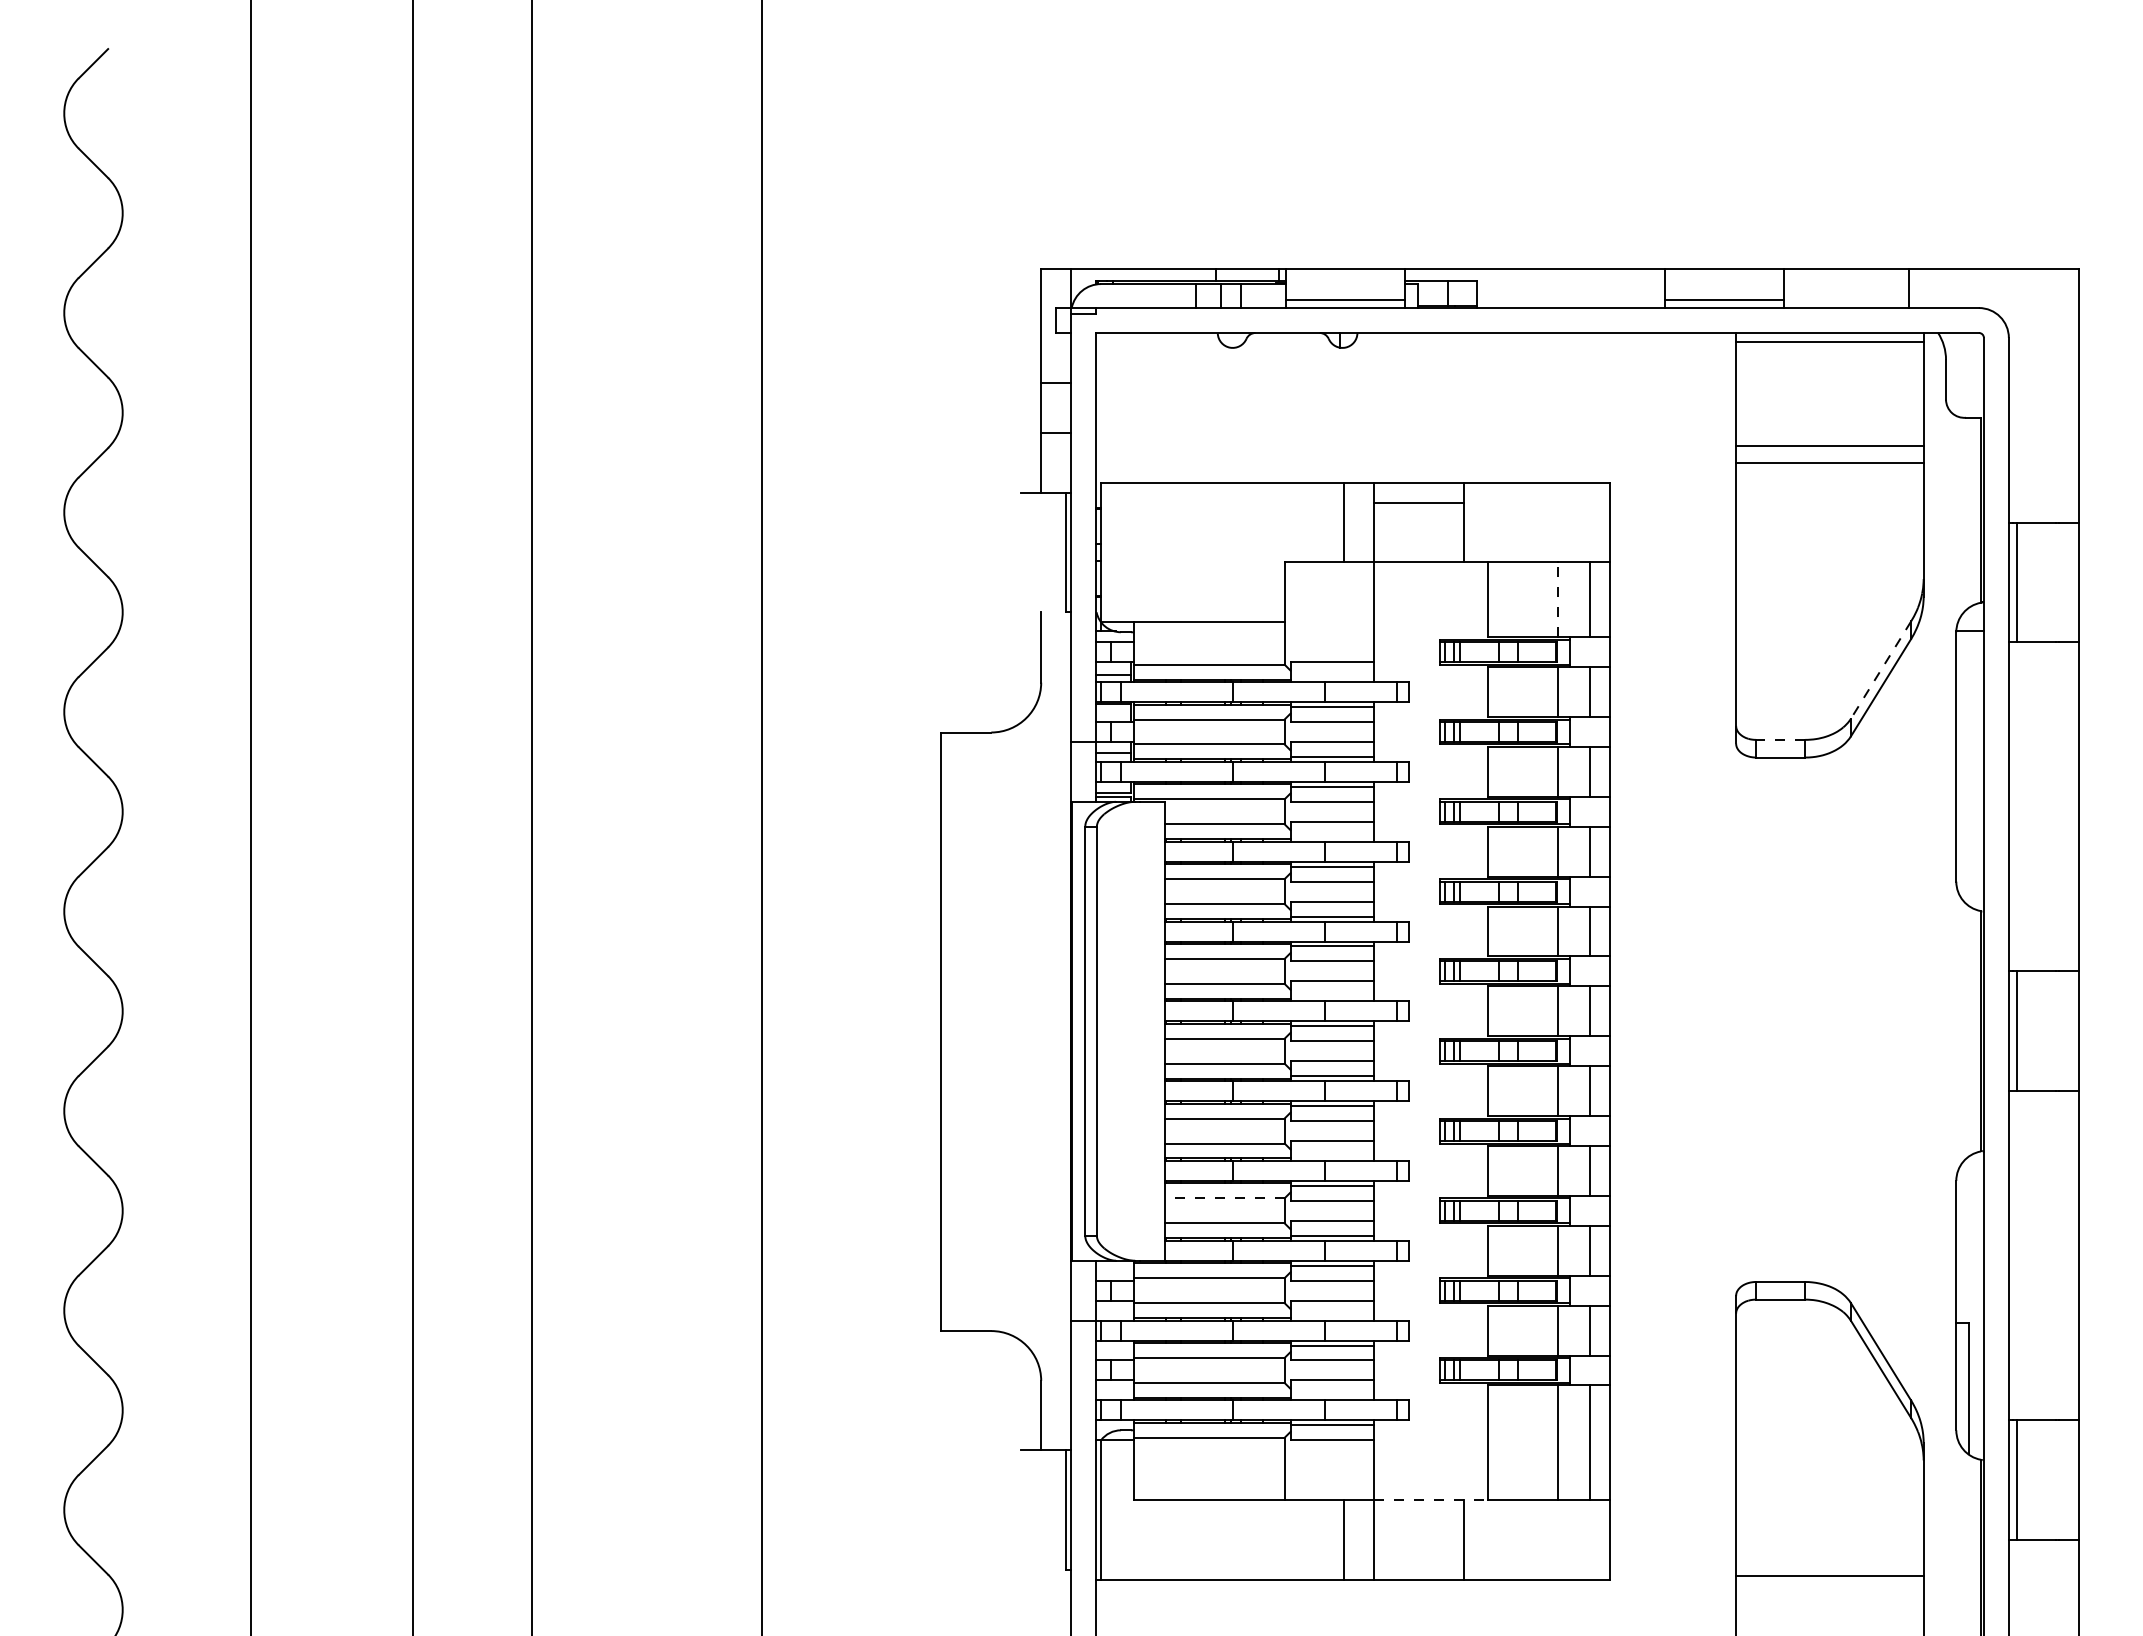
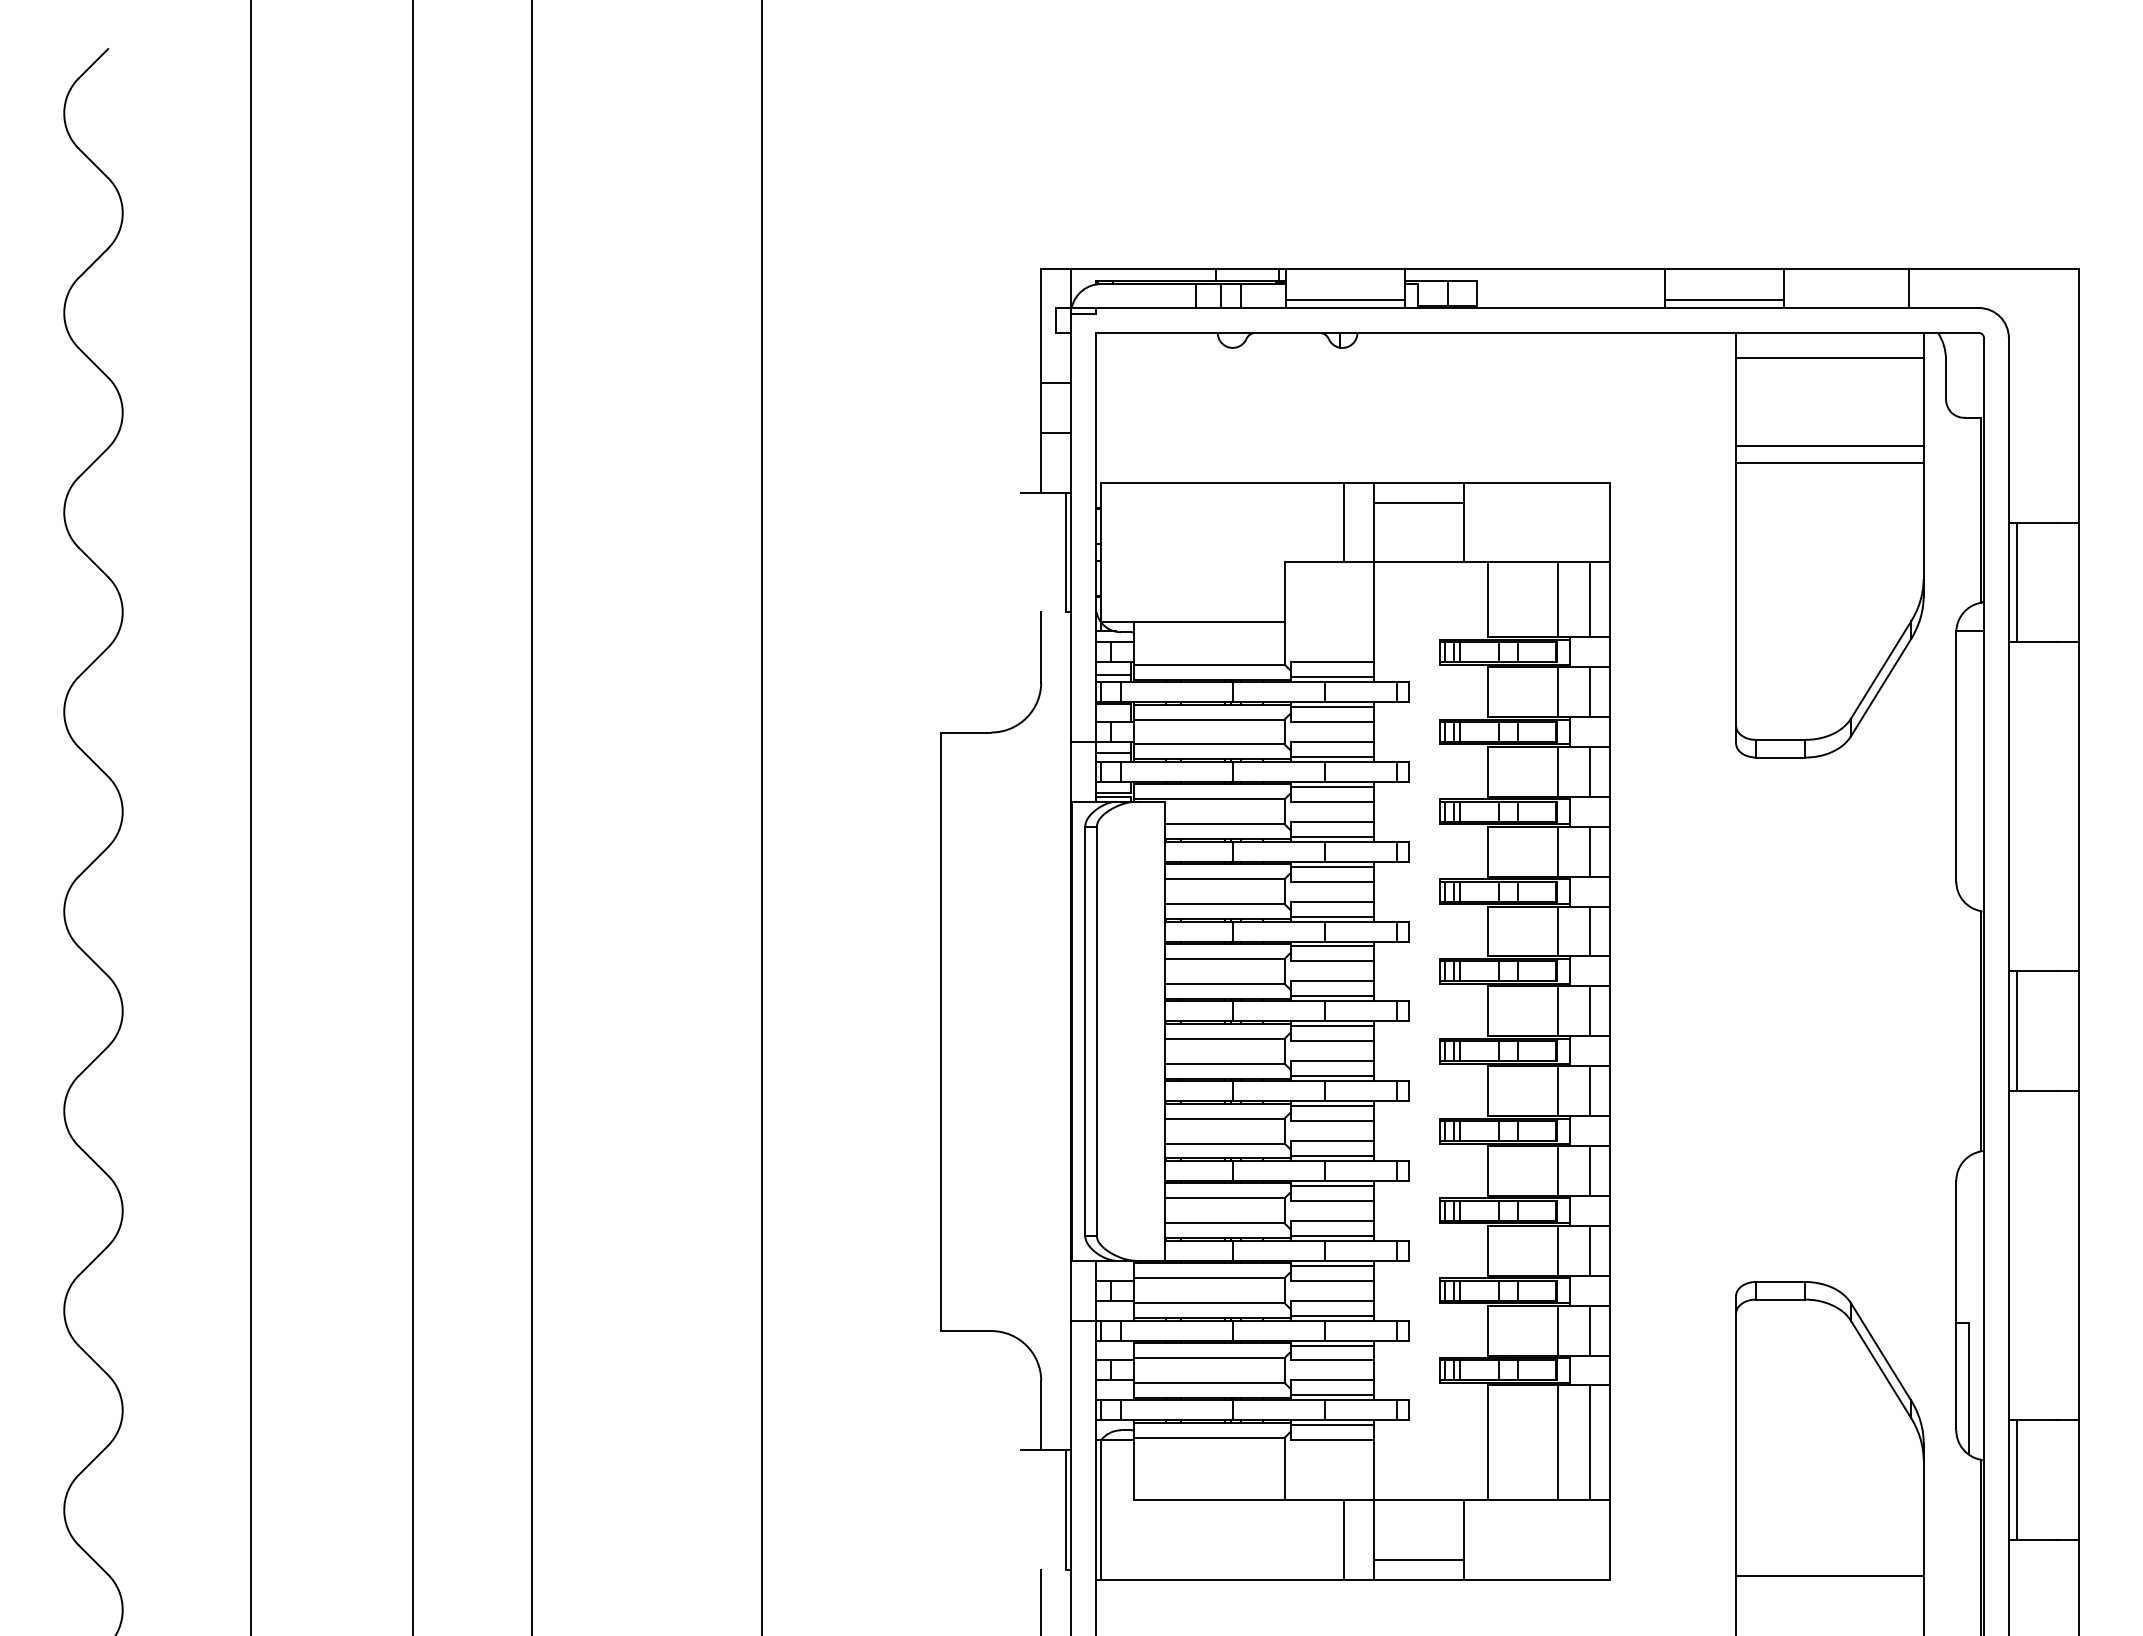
line position: (1829, 341) -> (1829, 357) (1829, 357)
line: dashed -> solid (1557, 599)
line: dashed -> solid (1880, 670)
line: none -> present (1332, 677)
line: dashed -> solid (1780, 739)
line: none -> present (1332, 836)
line: none -> present (1332, 996)
line: none -> present (1332, 1155)
line: dashed -> solid (1224, 1198)
line: none -> present (1332, 1315)
line: none -> present (1332, 1395)
line: dashed -> solid (1431, 1500)
line: none -> present (1419, 1560)
line: none -> present (1041, 1600)
